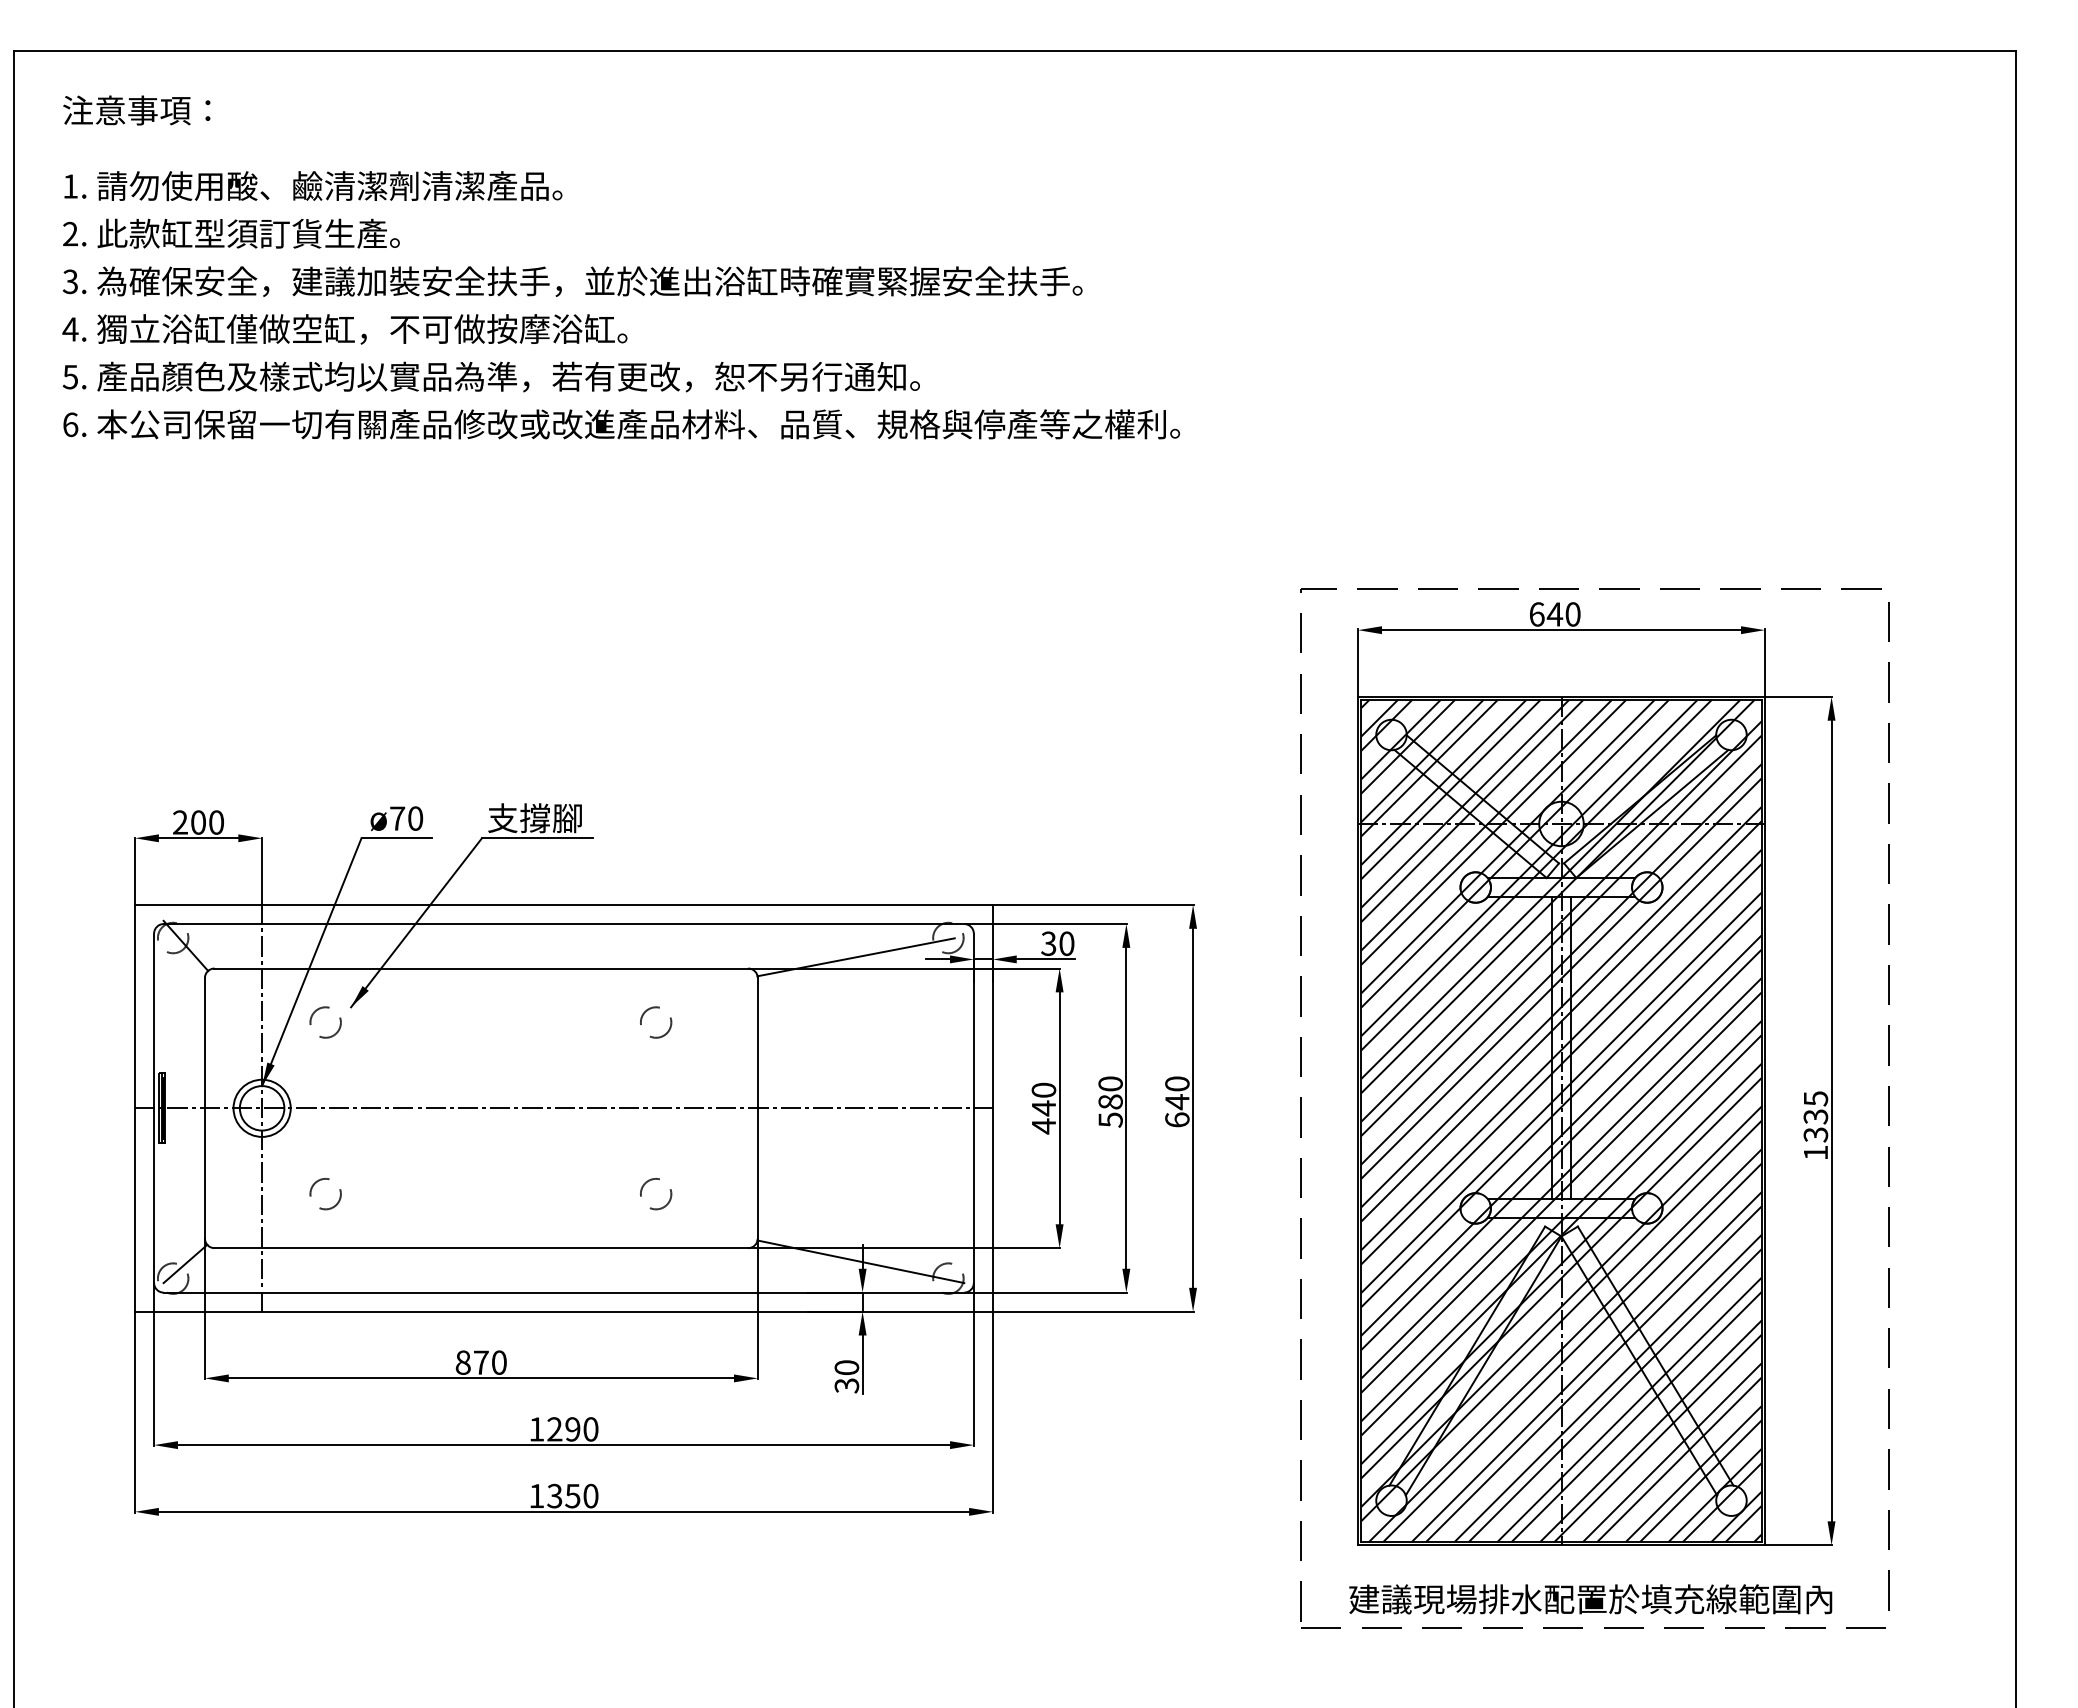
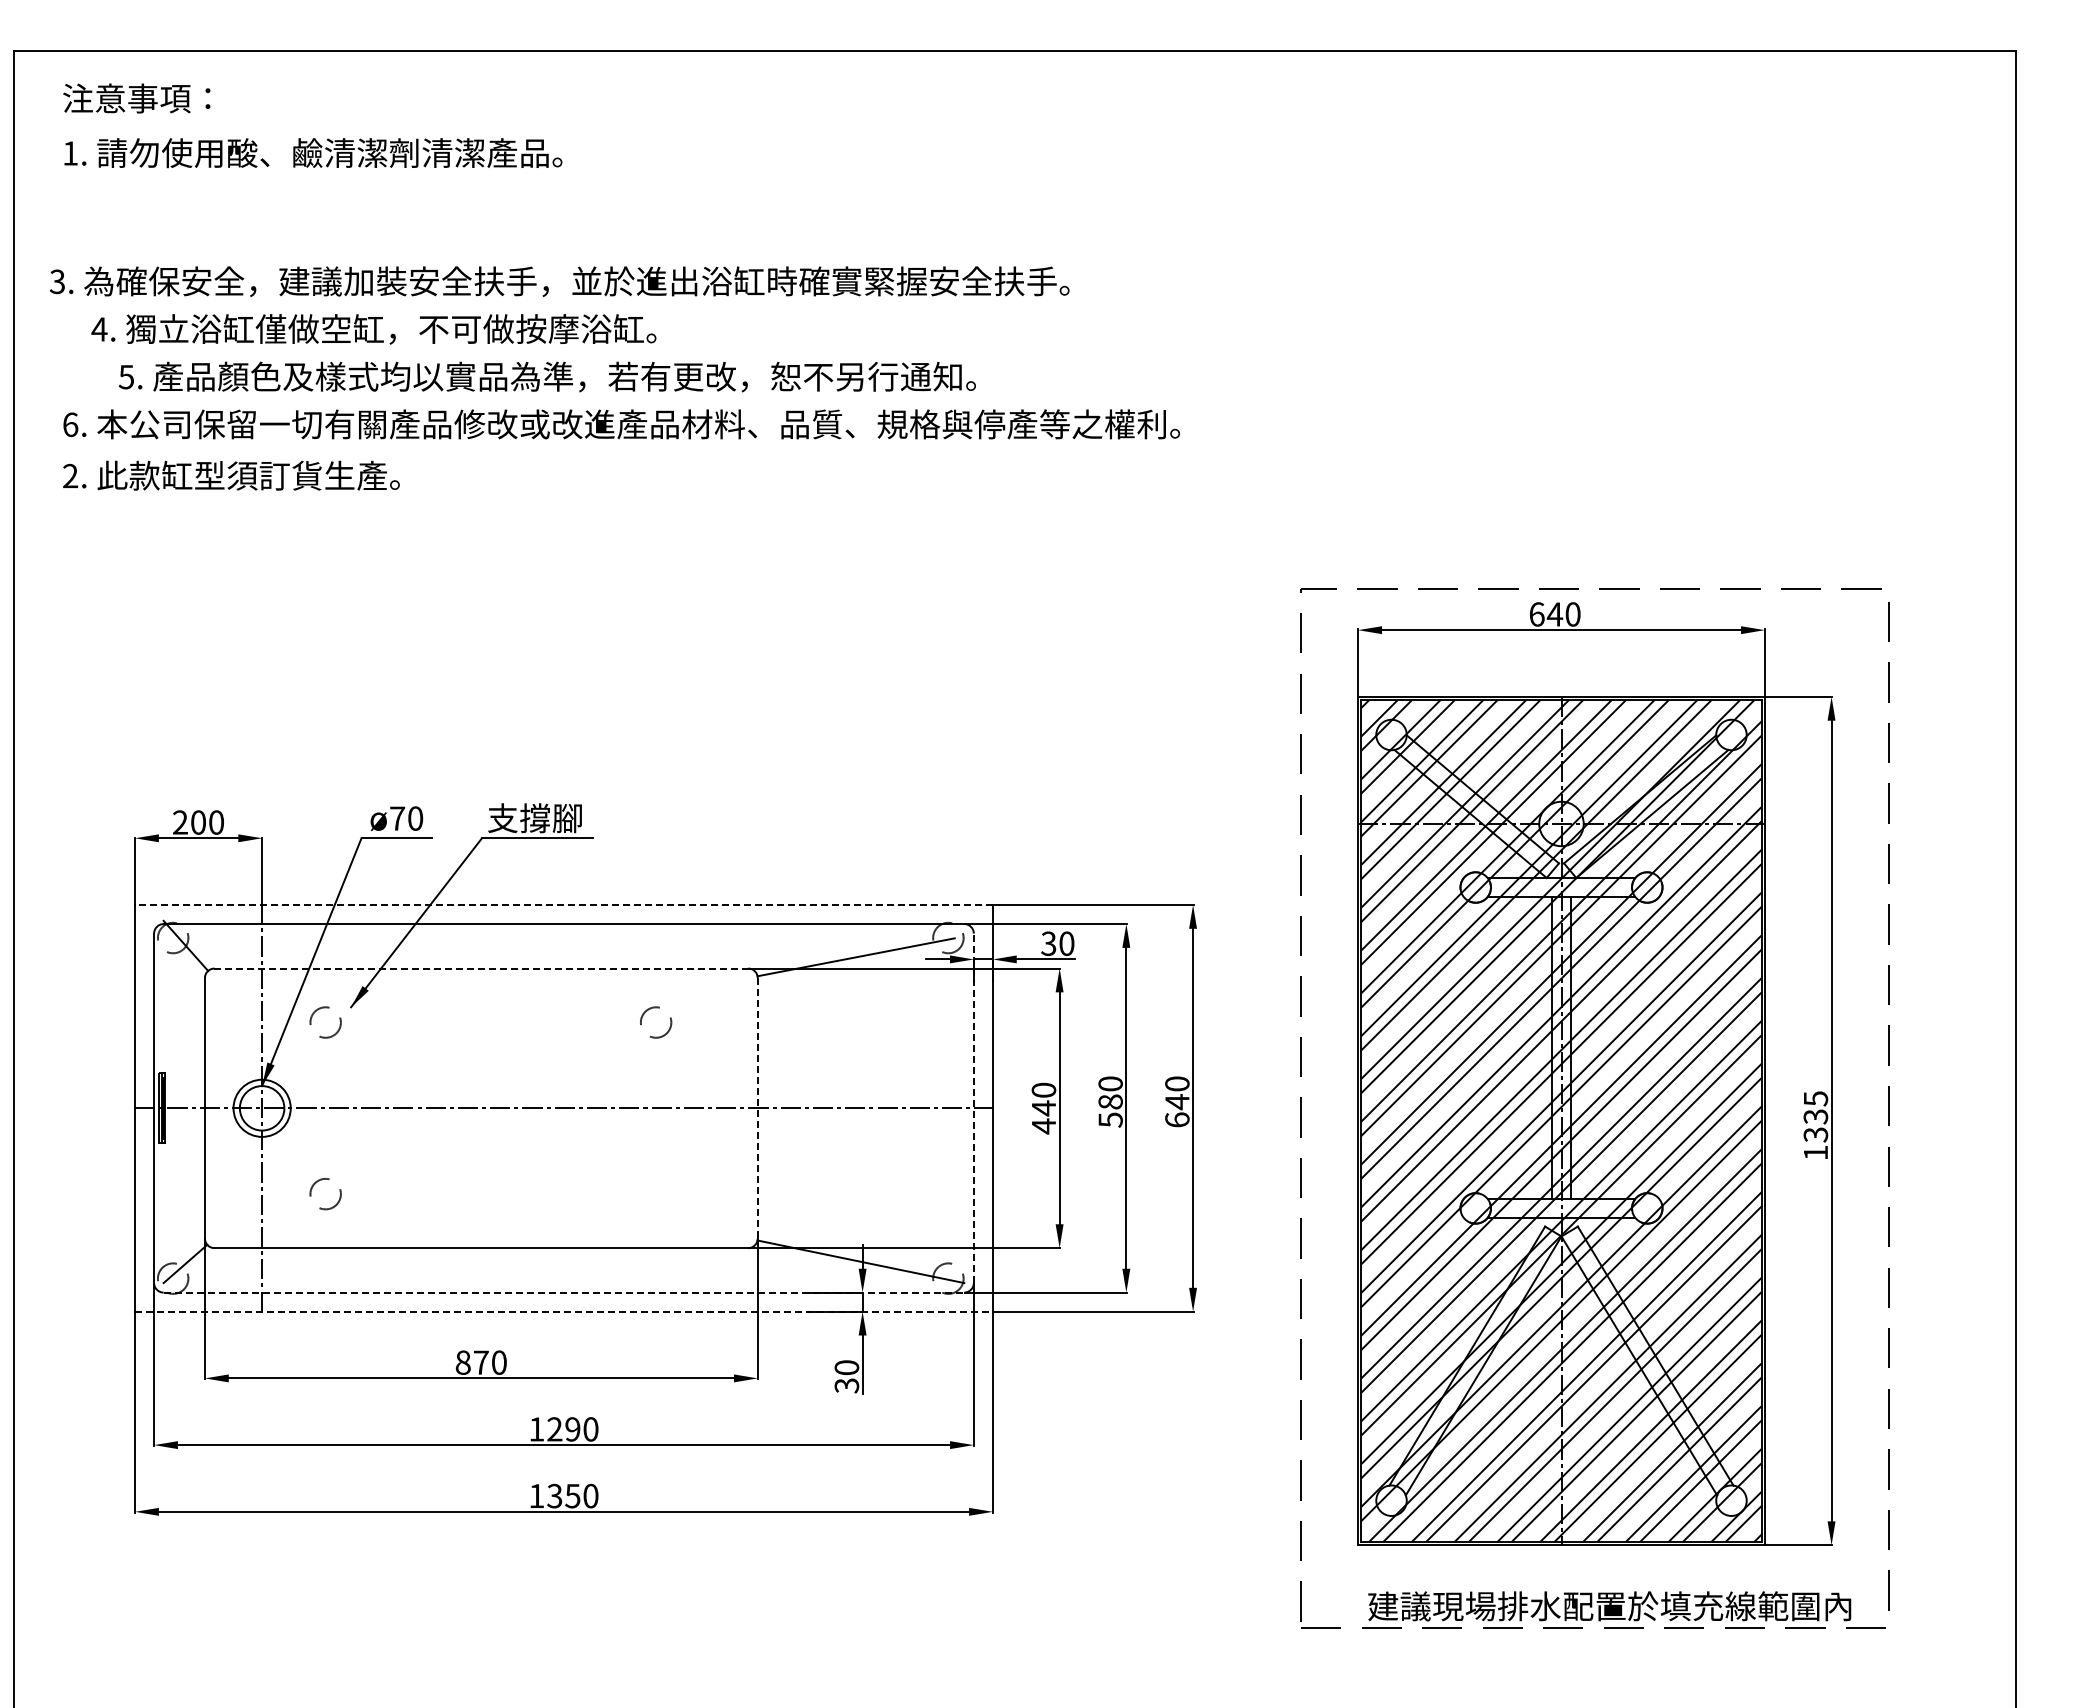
text position: (136, 110) -> (136, 98) (136, 98)
text position: (313, 186) -> (313, 153) (313, 153)
text position: (231, 233) -> (231, 475) (231, 475)
text position: (572, 281) -> (559, 281) (559, 281)
text position: (344, 329) -> (373, 329) (373, 329)
text position: (490, 376) -> (546, 376) (546, 376)
line: solid -> dashed (563, 904)
line: solid -> dashed (481, 968)
line: solid -> dashed (757, 1108)
line: solid -> dashed (973, 1108)
circle: present -> none (656, 1194)
line: solid -> dashed (564, 1292)
line: solid -> dashed (563, 1311)
text position: (1590, 1599) -> (1609, 1606) (1609, 1606)
